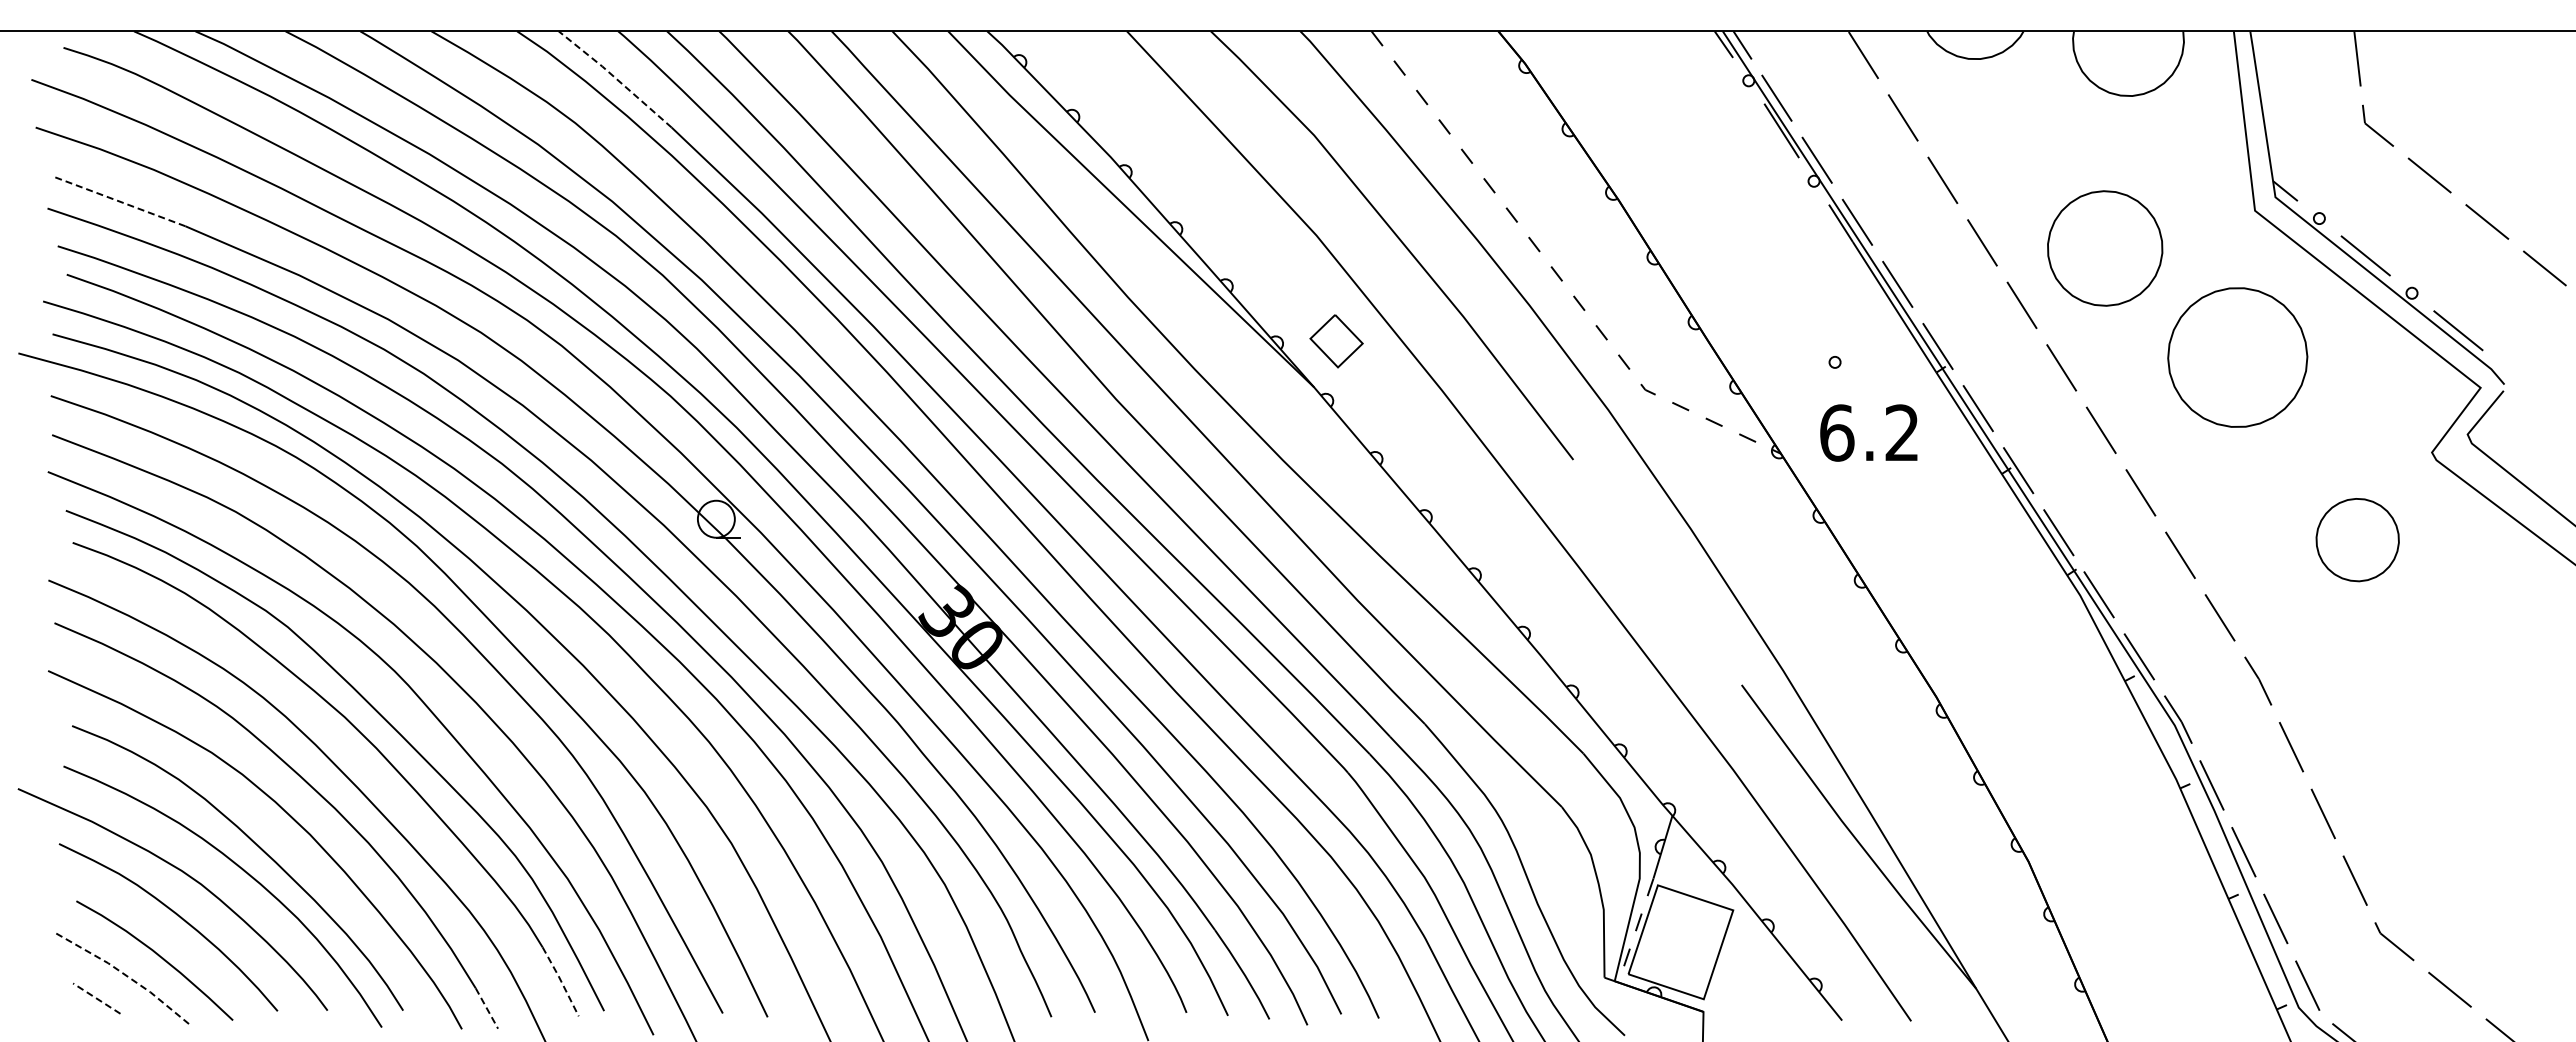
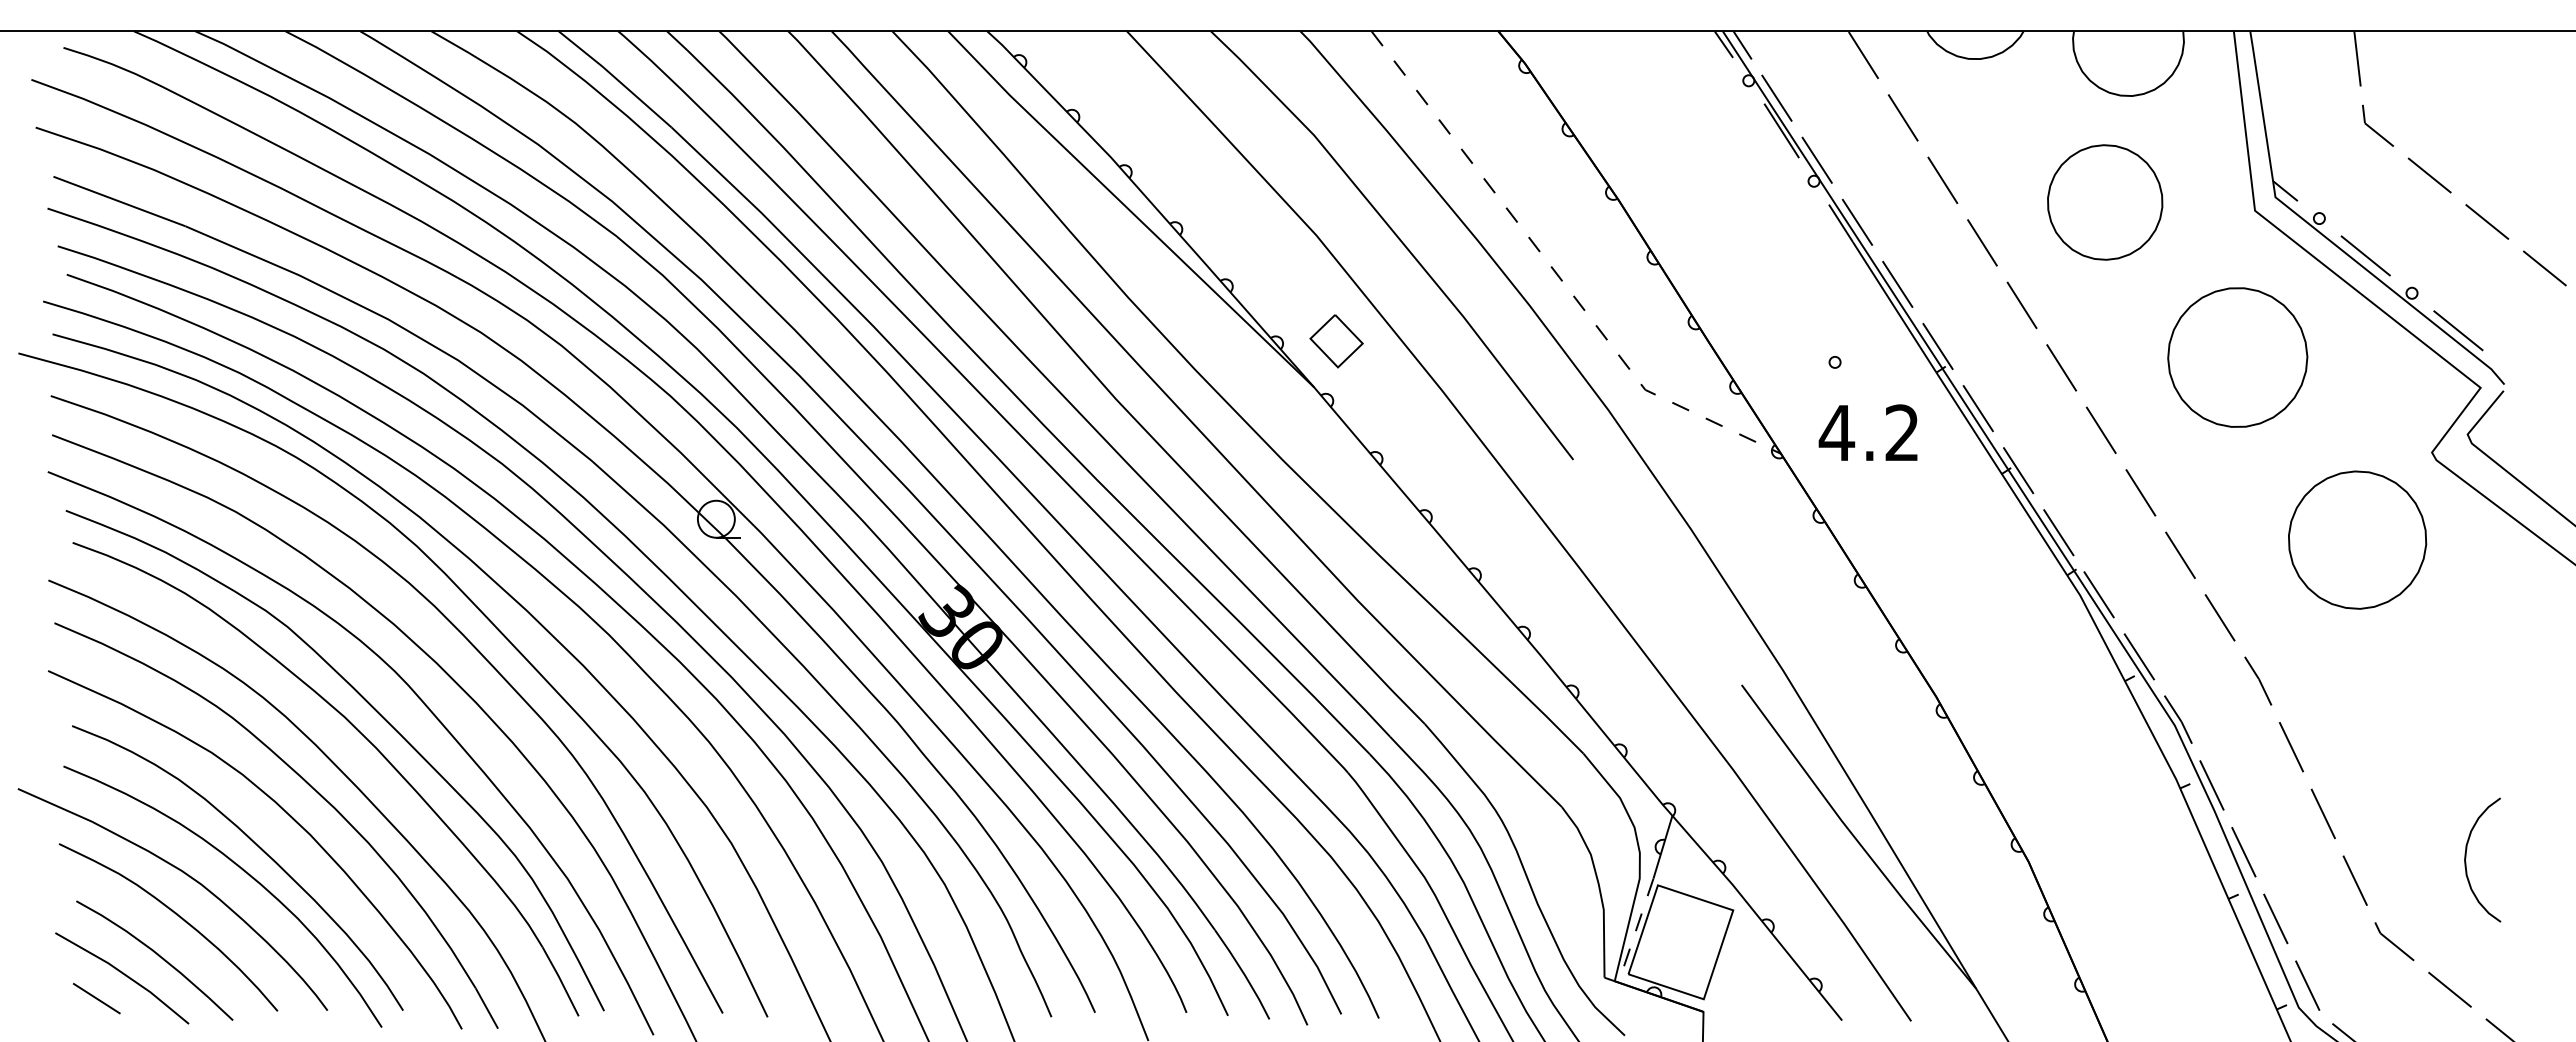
line: dashed -> solid (615, 78)
line: dashed -> solid (118, 201)
part position: (2105, 248) -> (2105, 202) (2105, 202)
text: 6.2 -> 4.2 (1836, 432)
part size: 85x85 px -> 140x140 px (2357, 539)
curve: none -> present (2466, 858)
line: dashed -> solid (125, 974)
line: dashed -> solid (561, 981)
line: dashed -> solid (96, 998)
line: dashed -> solid (487, 1008)
